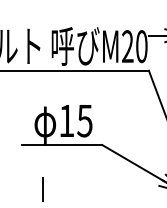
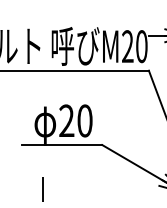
text: 15 -> 20 (75, 120)
